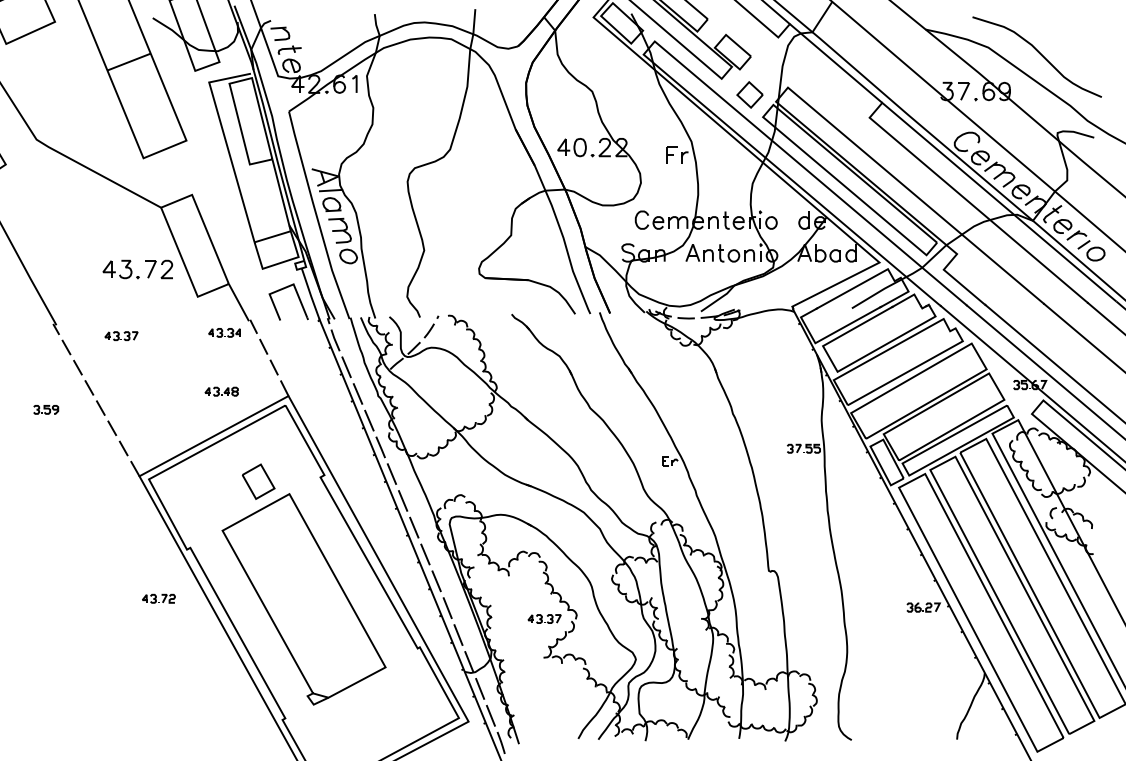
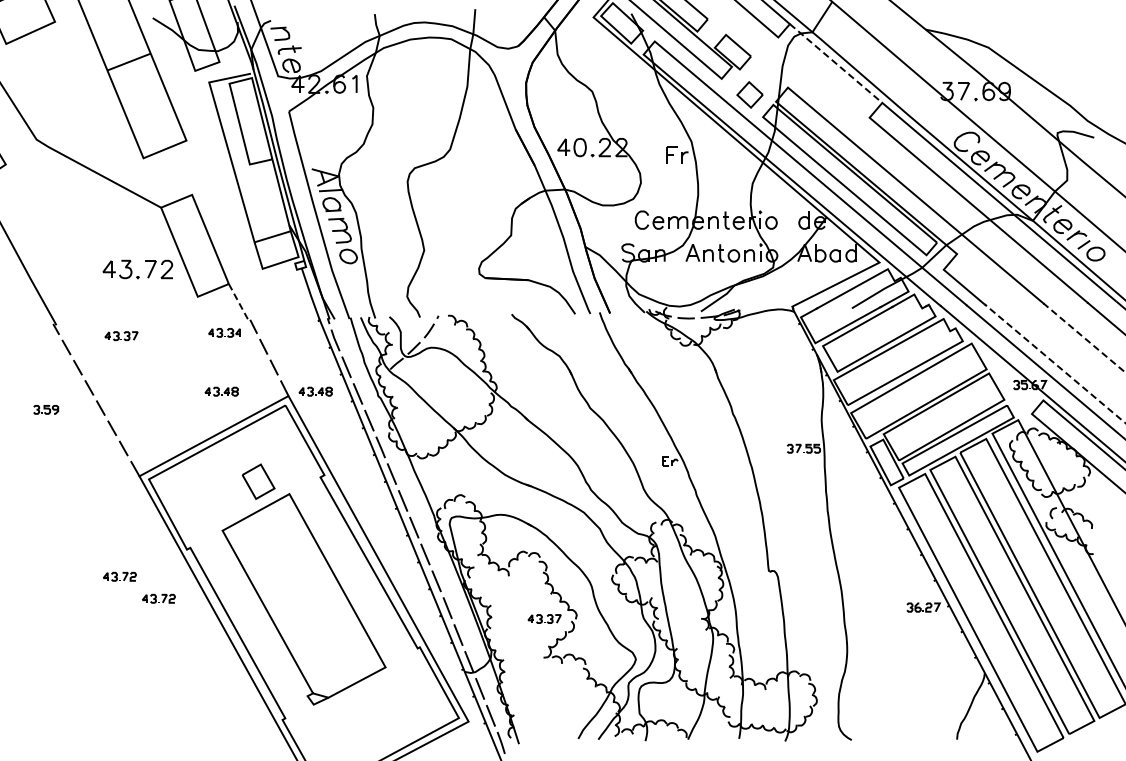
curve: present -> none (1038, 53)
line: solid -> dashed (835, 63)
part: present -> none (298, 299)
line: solid -> dashed (239, 303)
part: none -> present (315, 391)
line: solid -> dashed (1096, 398)
part: none -> present (119, 576)
